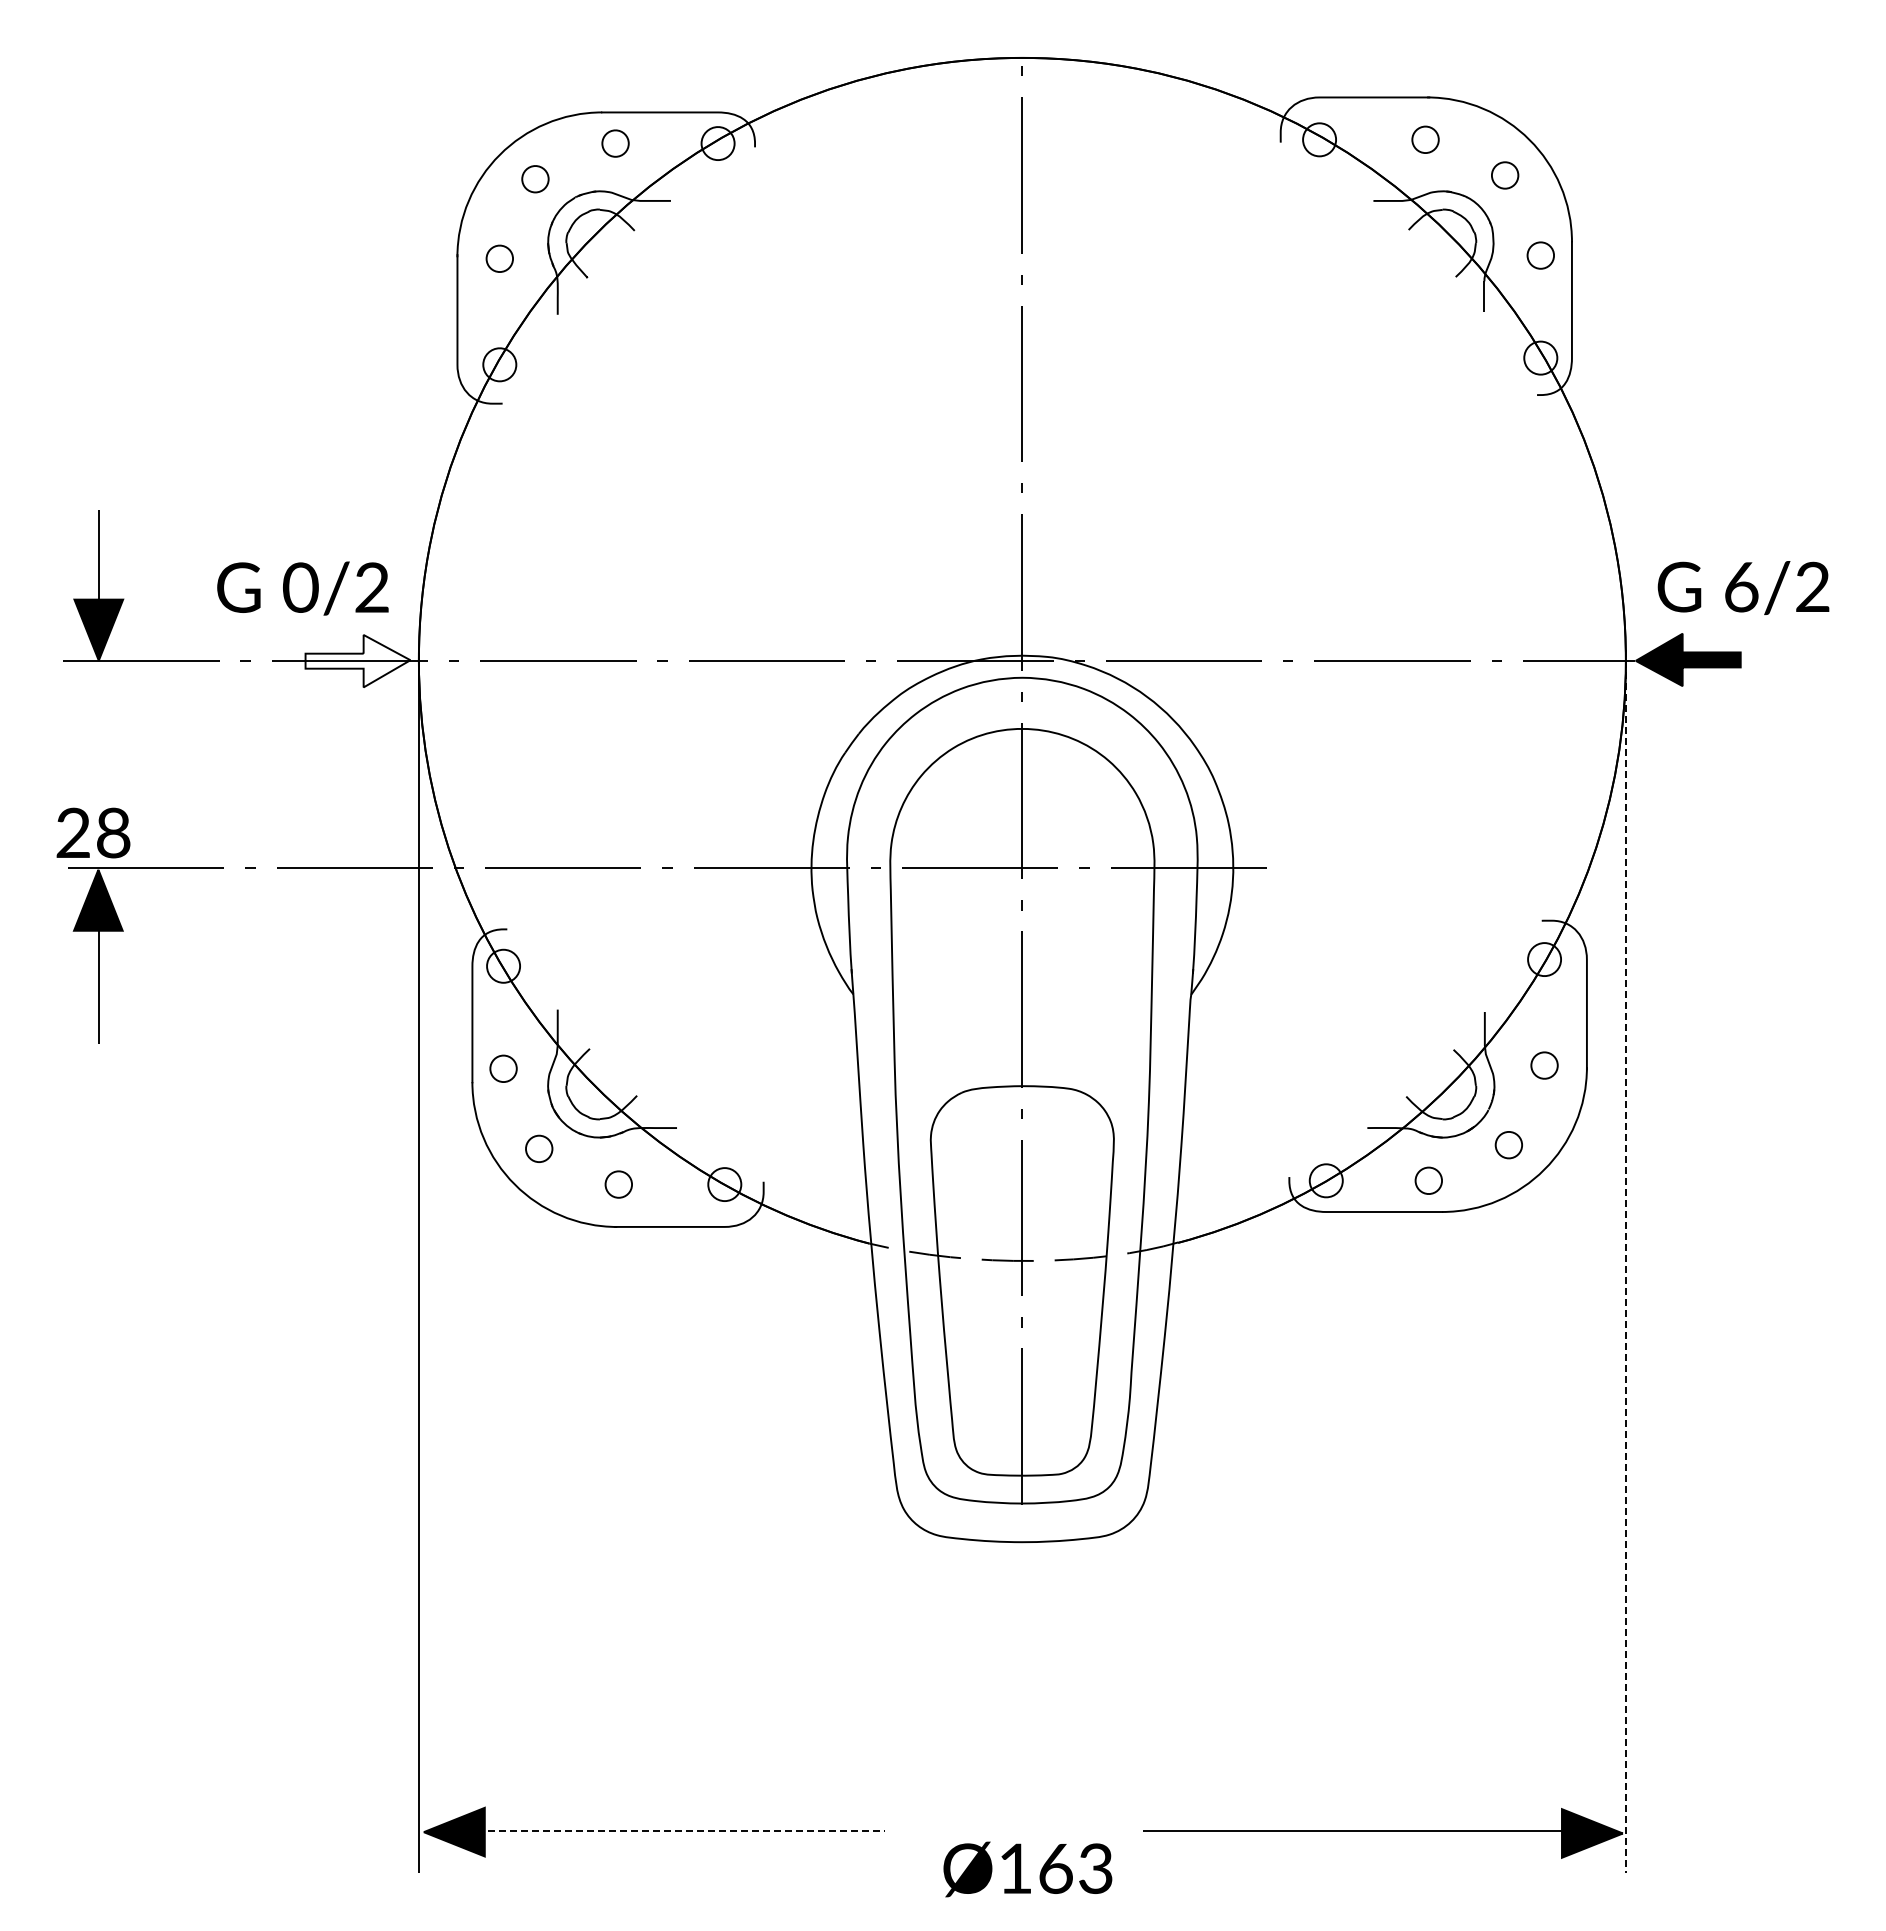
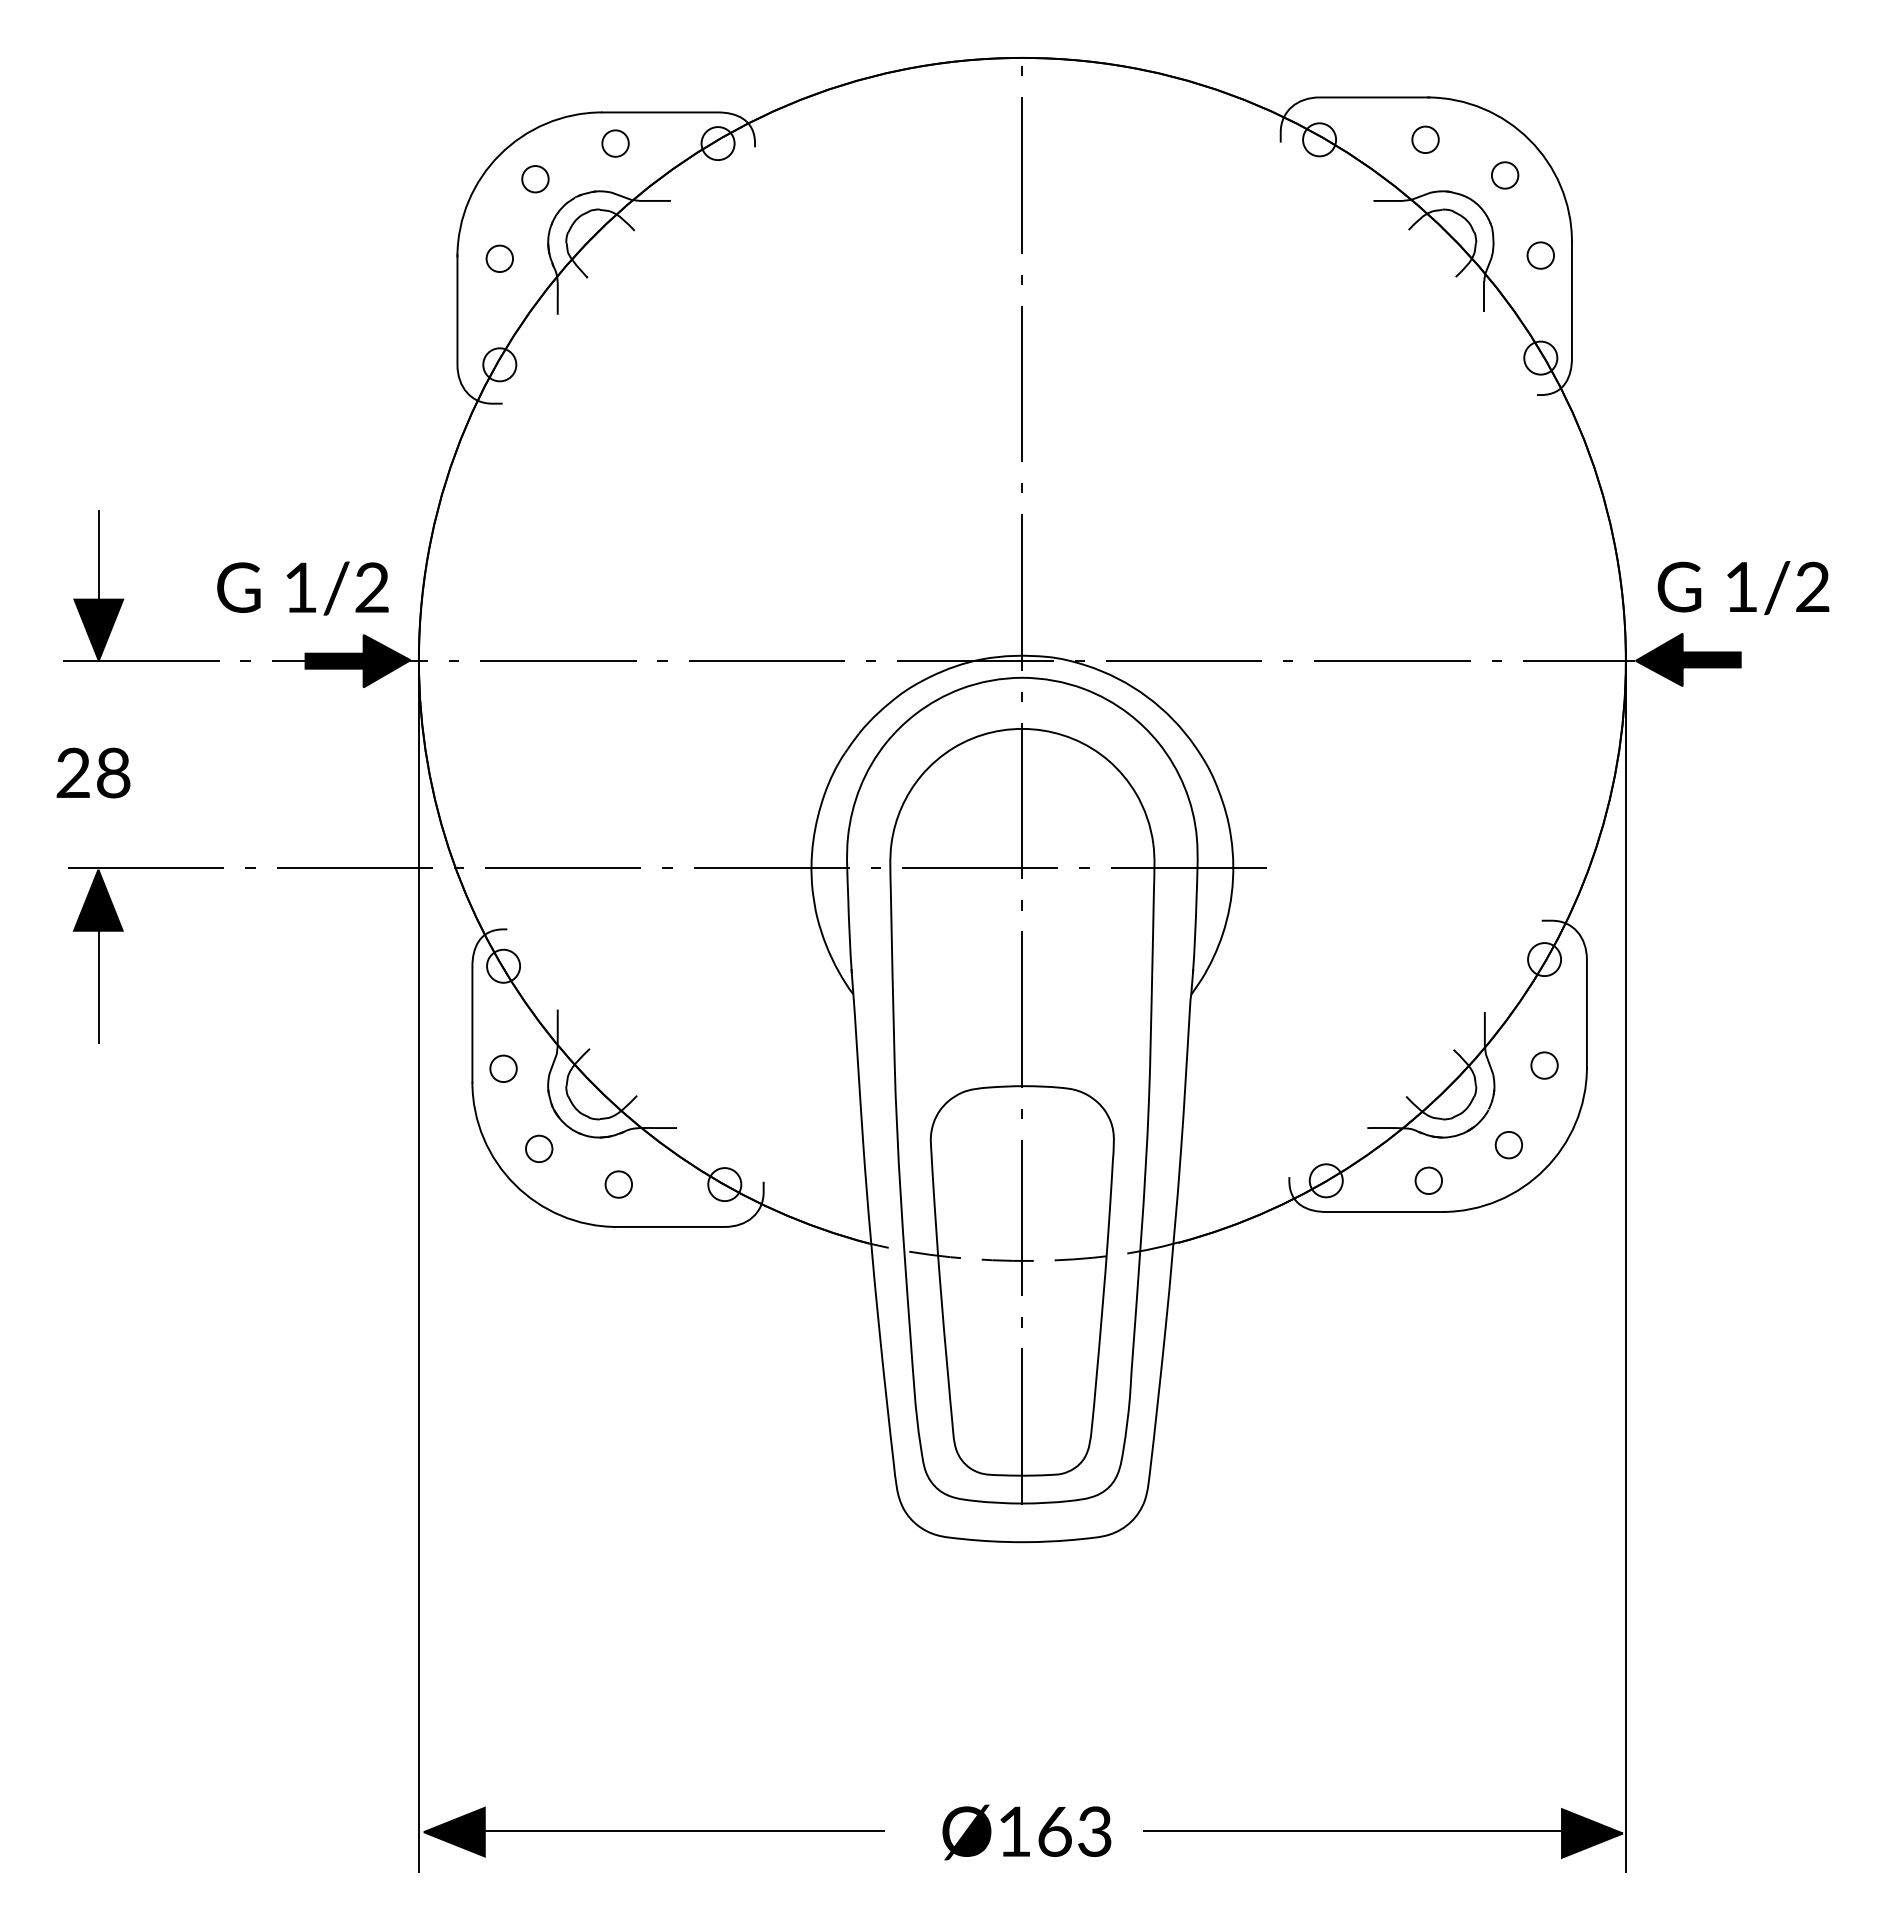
text: 0/2 -> 1/2 (300, 587)
text: 6/2 -> 1/2 (1741, 587)
fill: none -> present (357, 660)
text position: (93, 832) -> (93, 772) (93, 772)
line: dashed -> solid (1625, 1261)
line: dashed -> solid (665, 1831)
text position: (1027, 1869) -> (1026, 1832) (1026, 1832)
